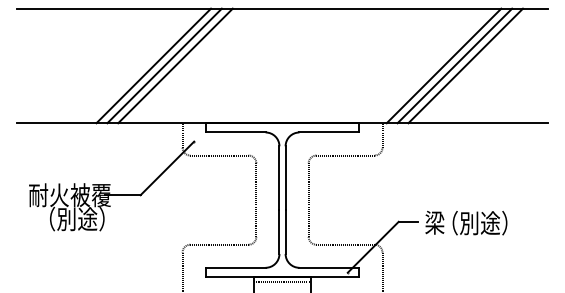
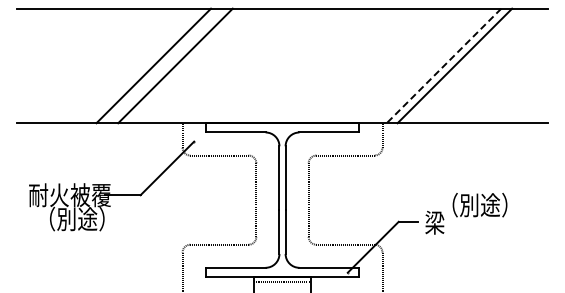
line: present -> none (164, 65)
line: present -> none (465, 65)
line: solid -> dashed (443, 66)
text position: (479, 223) -> (479, 205) (479, 205)
